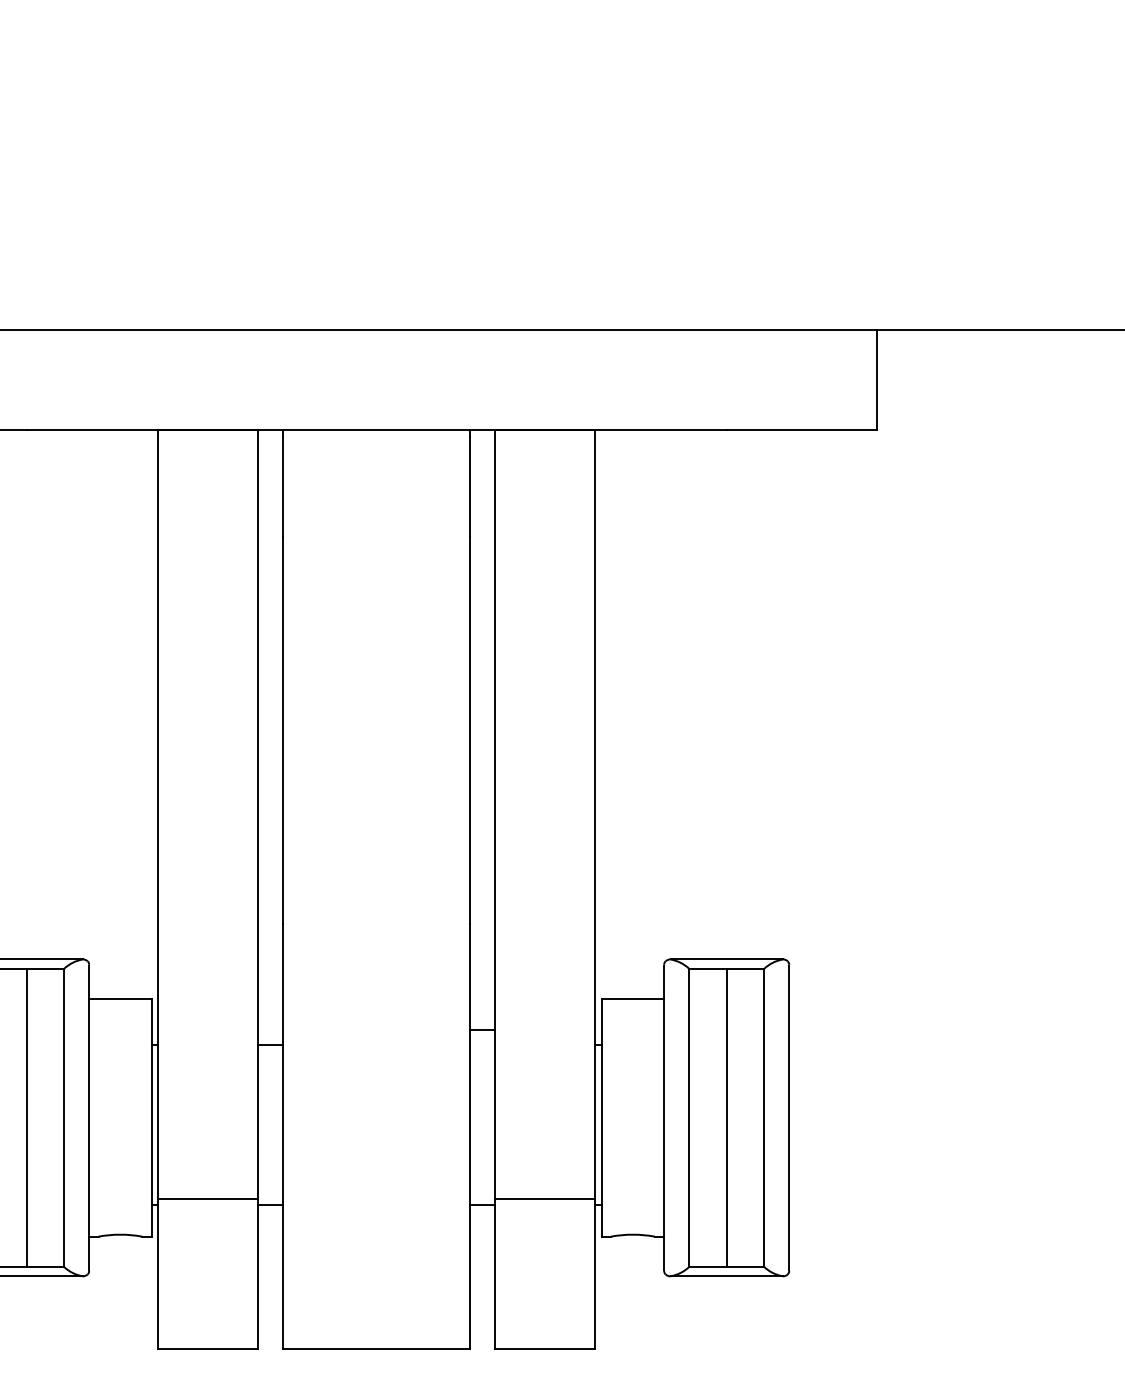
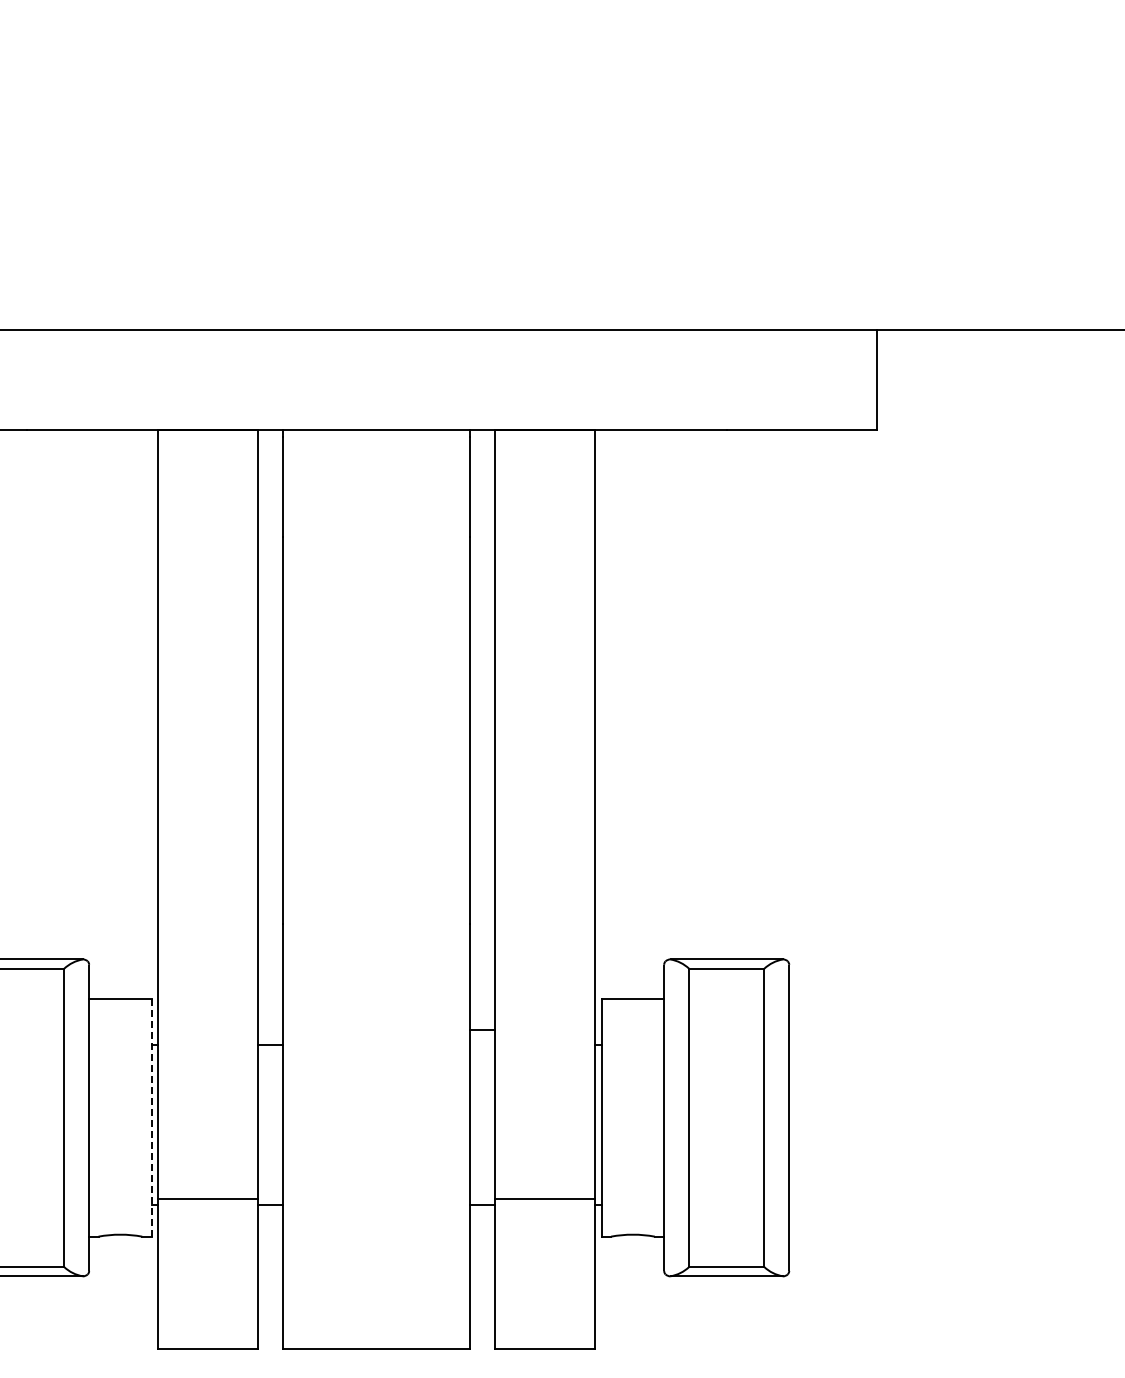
line: present -> none (26, 1117)
line: solid -> dashed (151, 1117)
line: present -> none (726, 1117)
